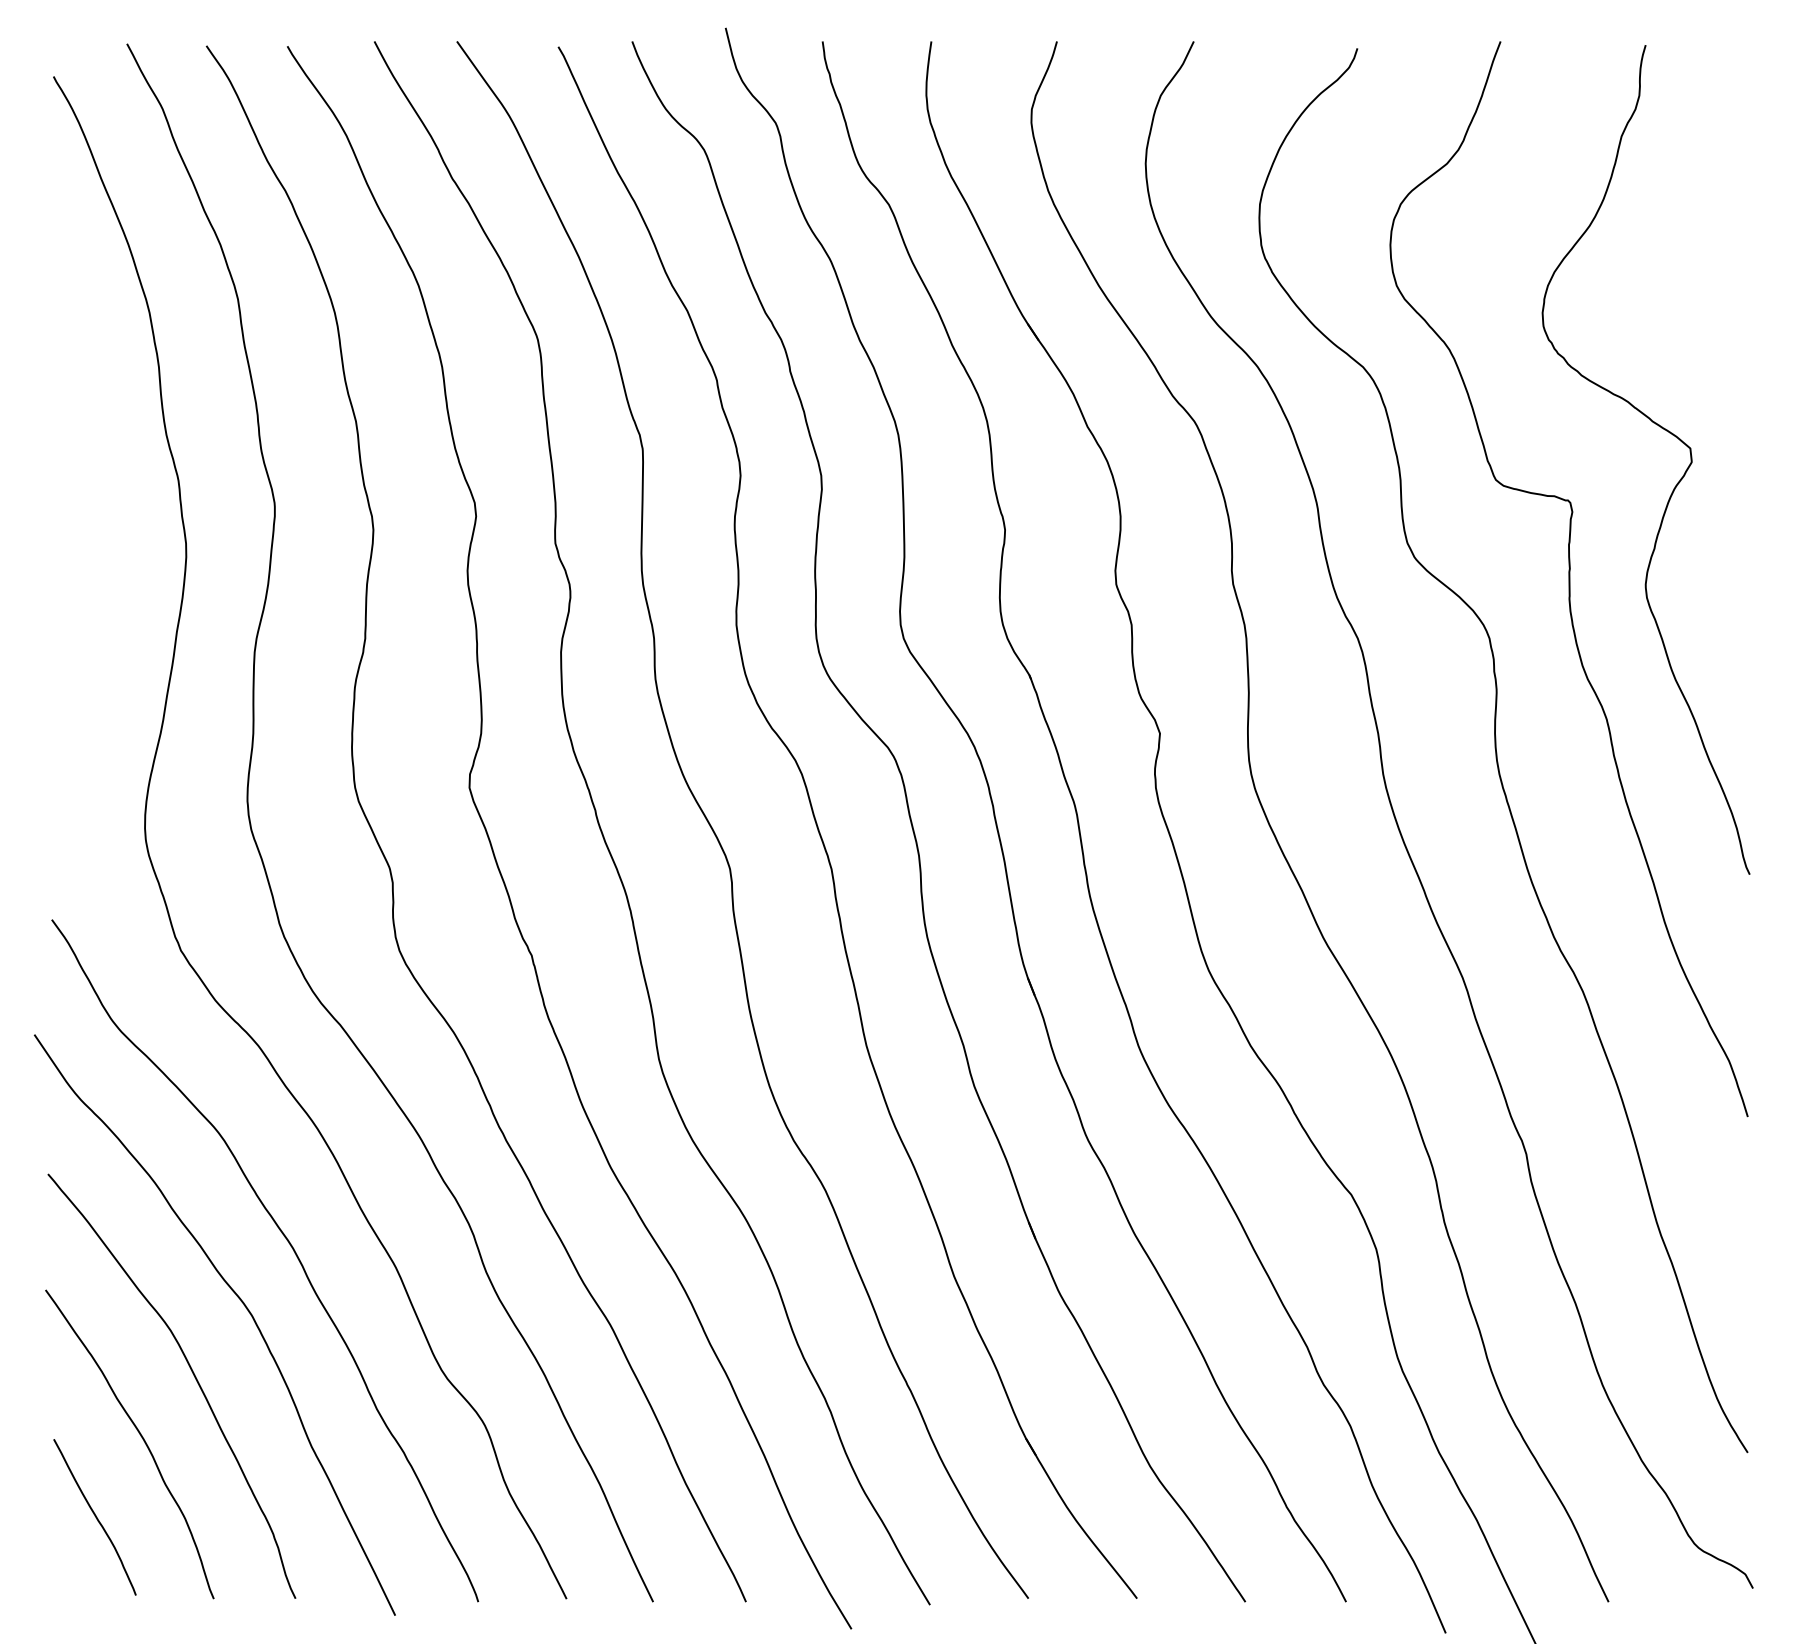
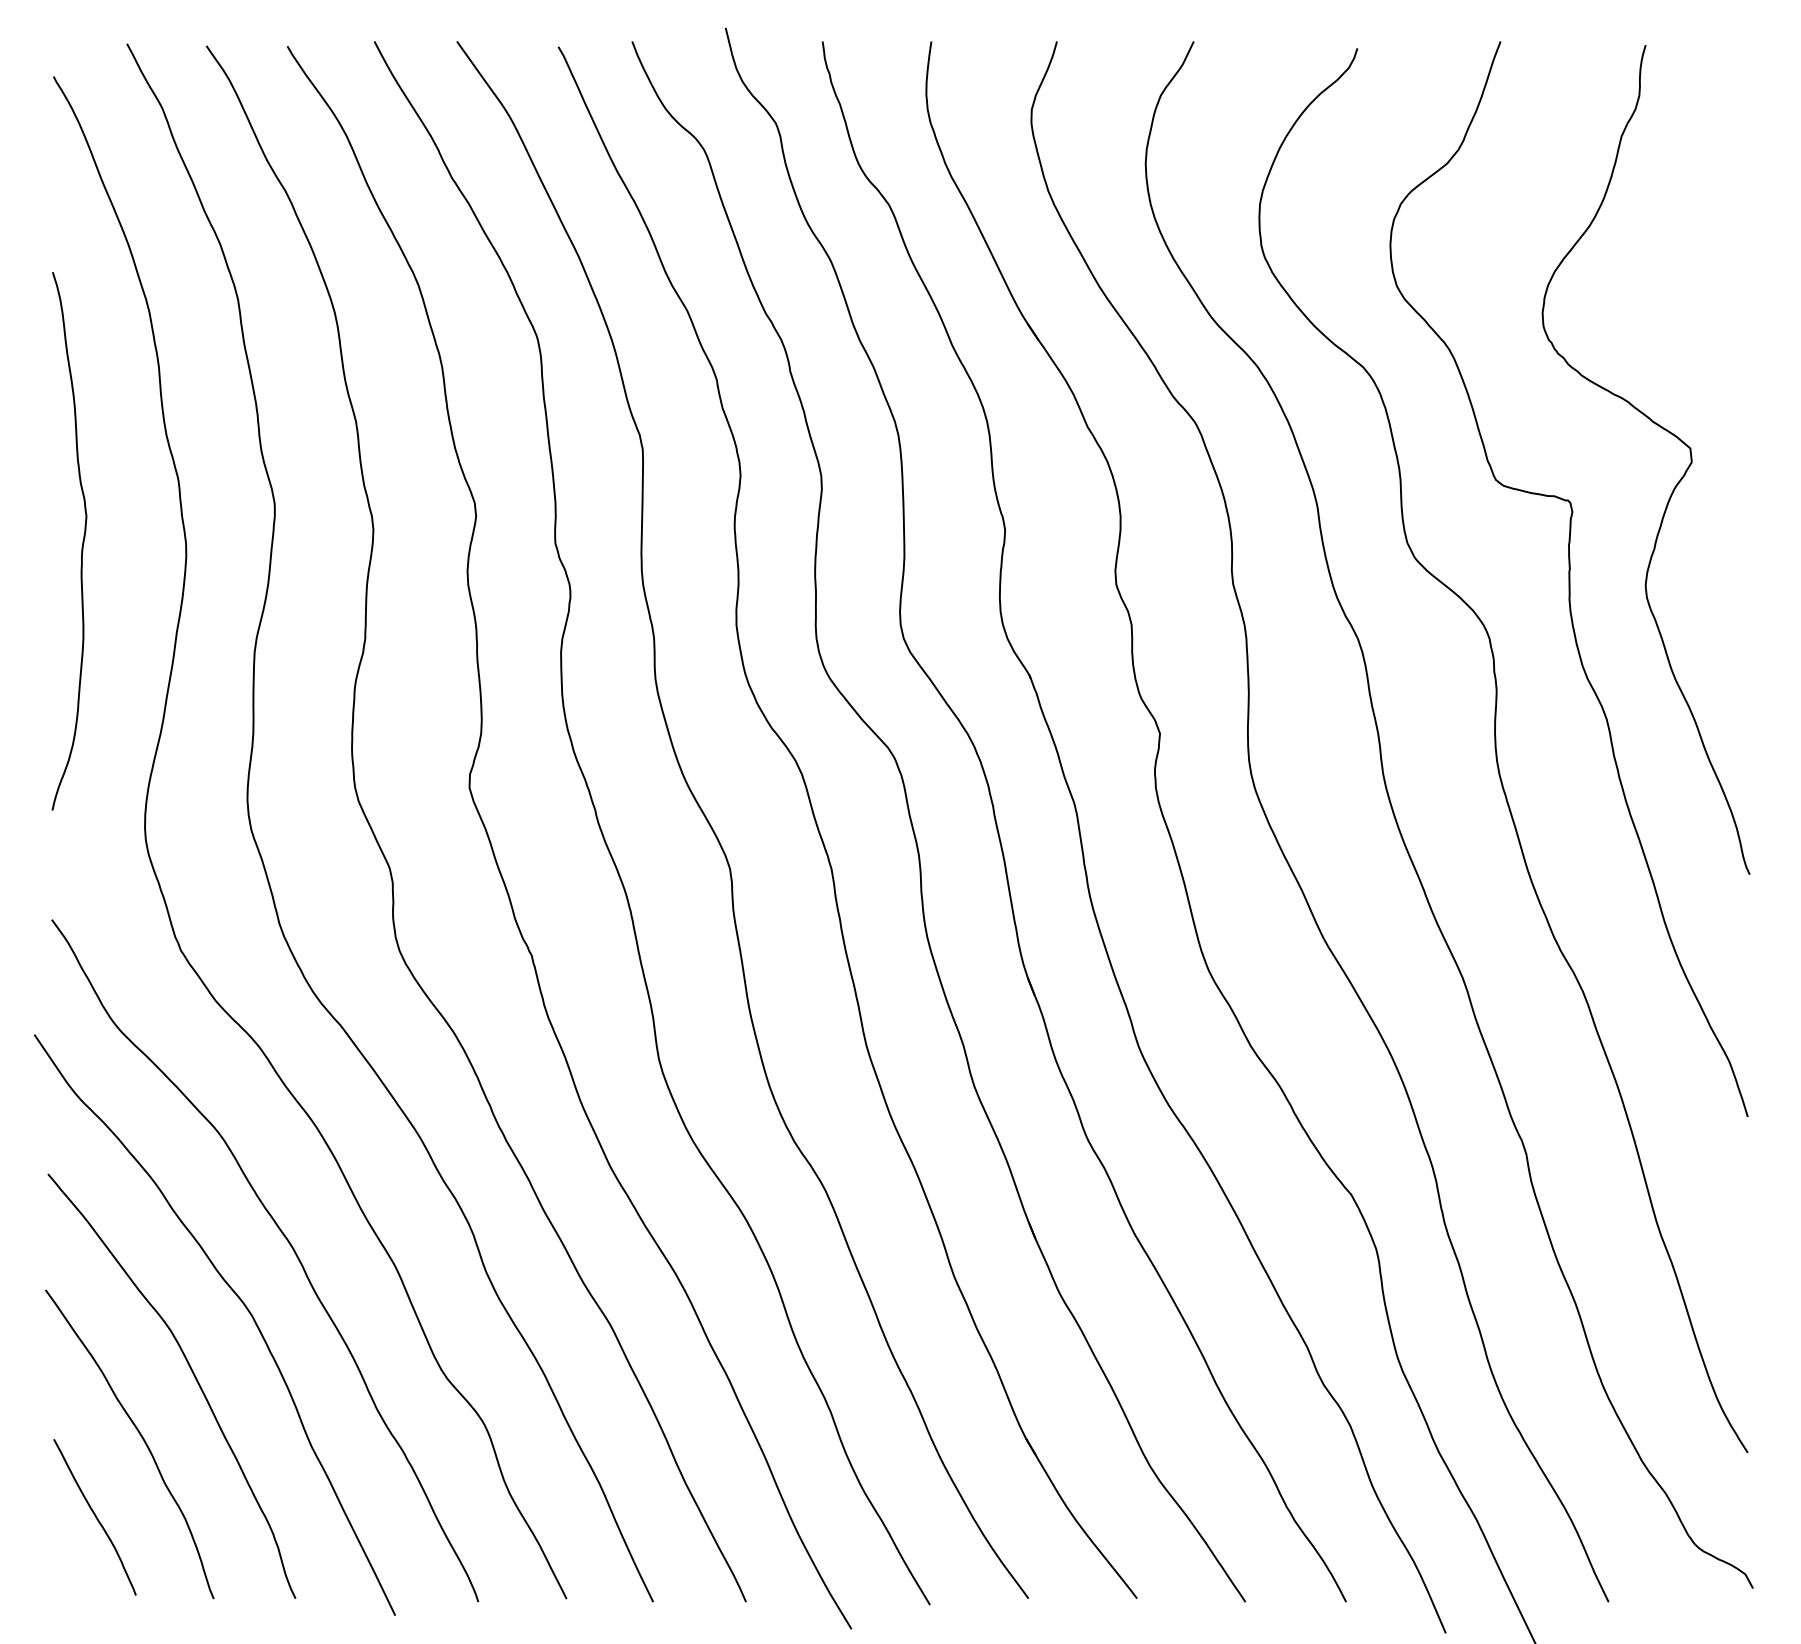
curve: none -> present (82, 541)
